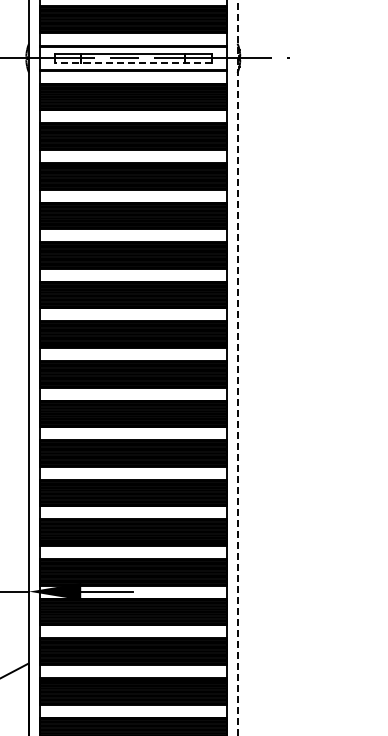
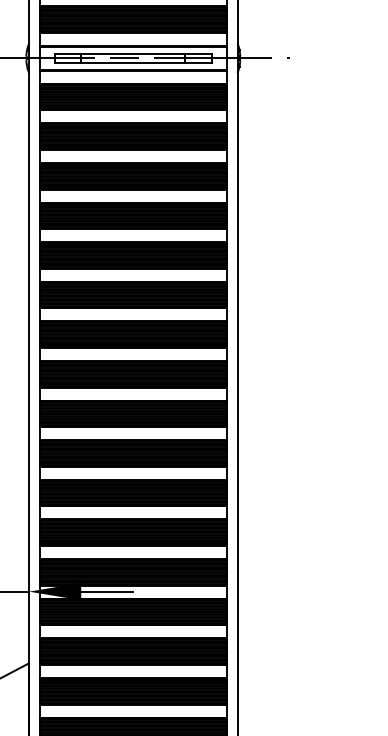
line: dashed -> solid (132, 62)
line: dashed -> solid (237, 367)
